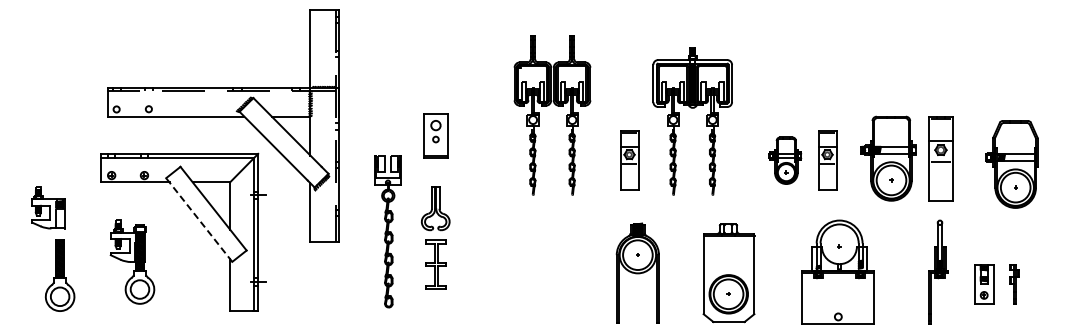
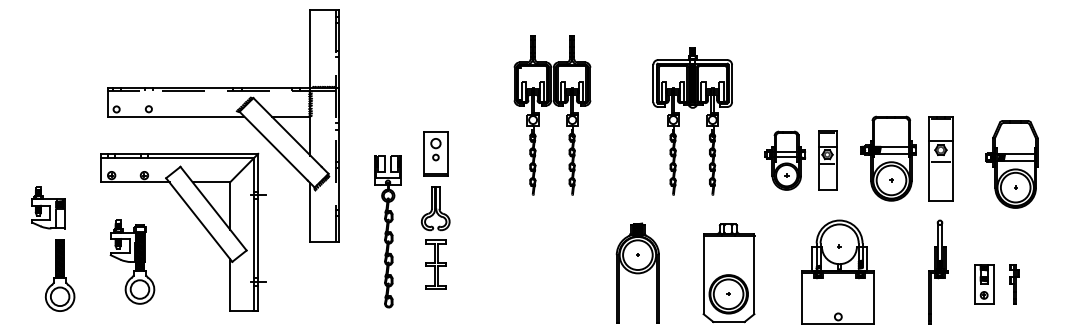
part position: (435, 135) -> (435, 153) (435, 153)
part: present -> none (629, 160)
part size: 35x49 px -> 42x61 px (784, 160)
line: dashed -> solid (198, 219)
